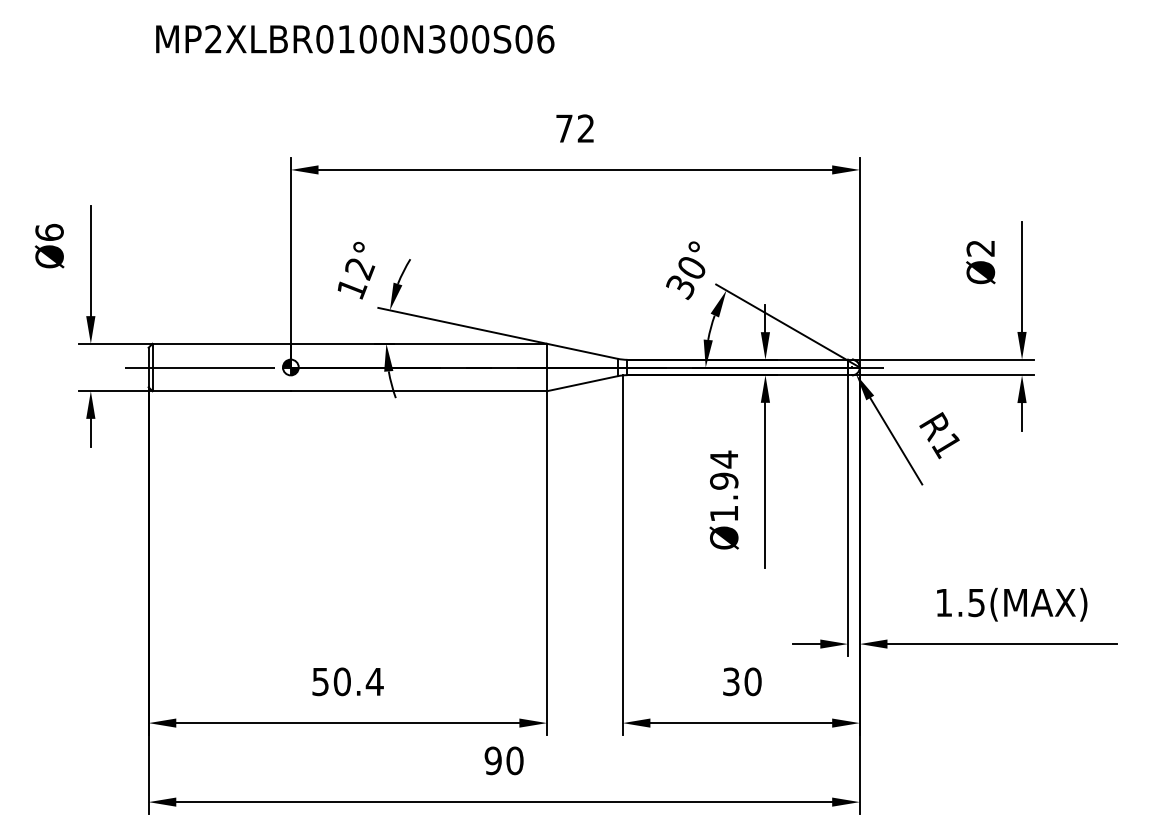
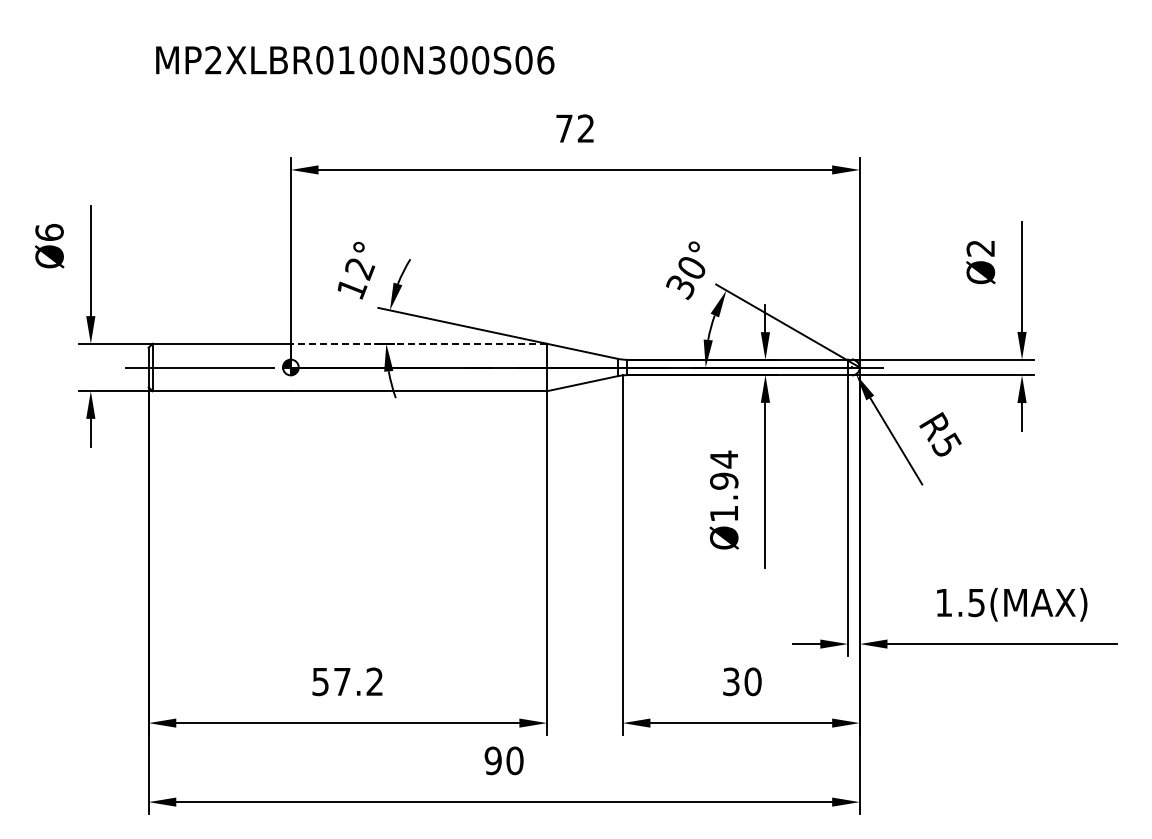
text position: (355, 39) -> (355, 60) (355, 60)
line: solid -> dashed (418, 343)
text: R1 -> R5 (946, 445)
text: 50.4 -> 57.2 (358, 681)
